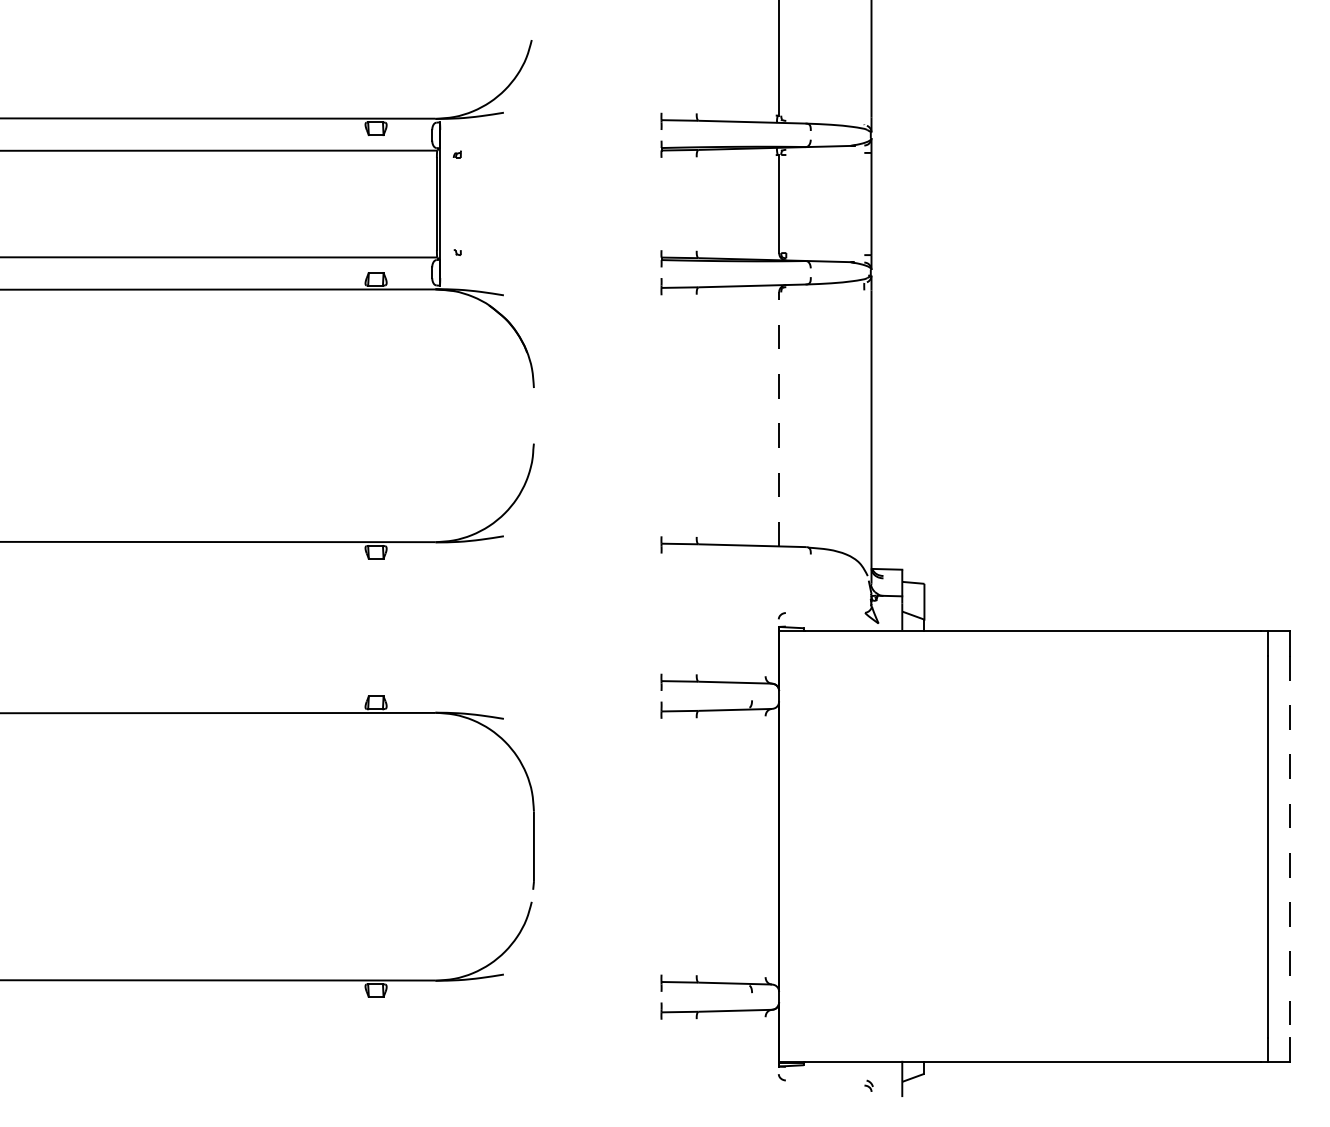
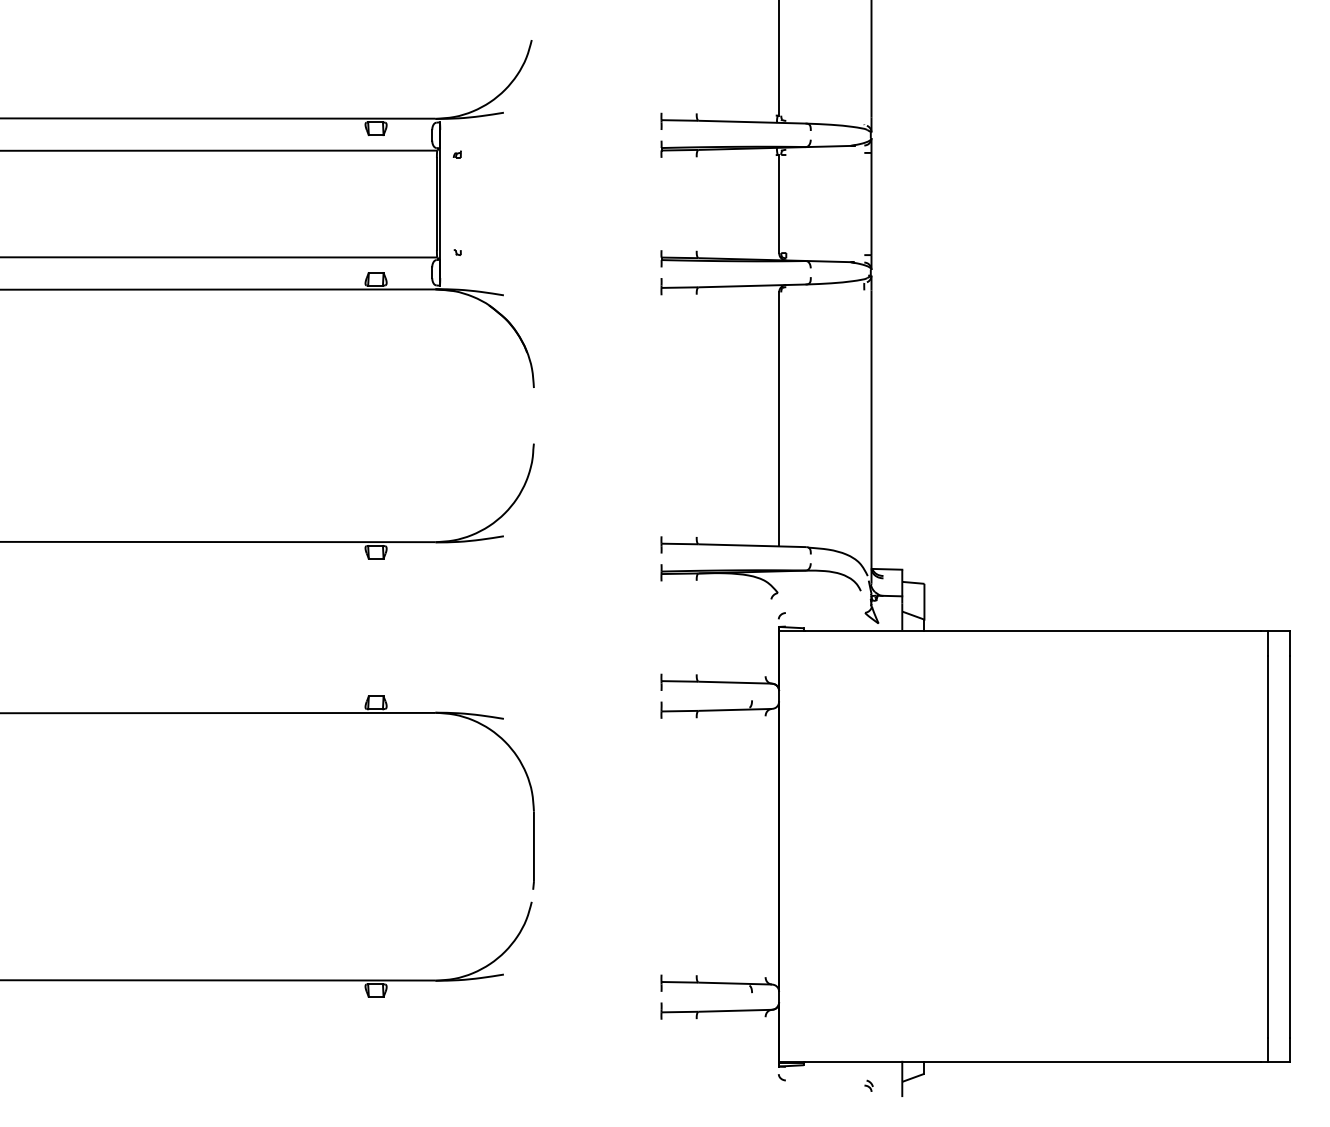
line: dashed -> solid (779, 418)
part: none -> present (760, 581)
line: dashed -> solid (1290, 846)
